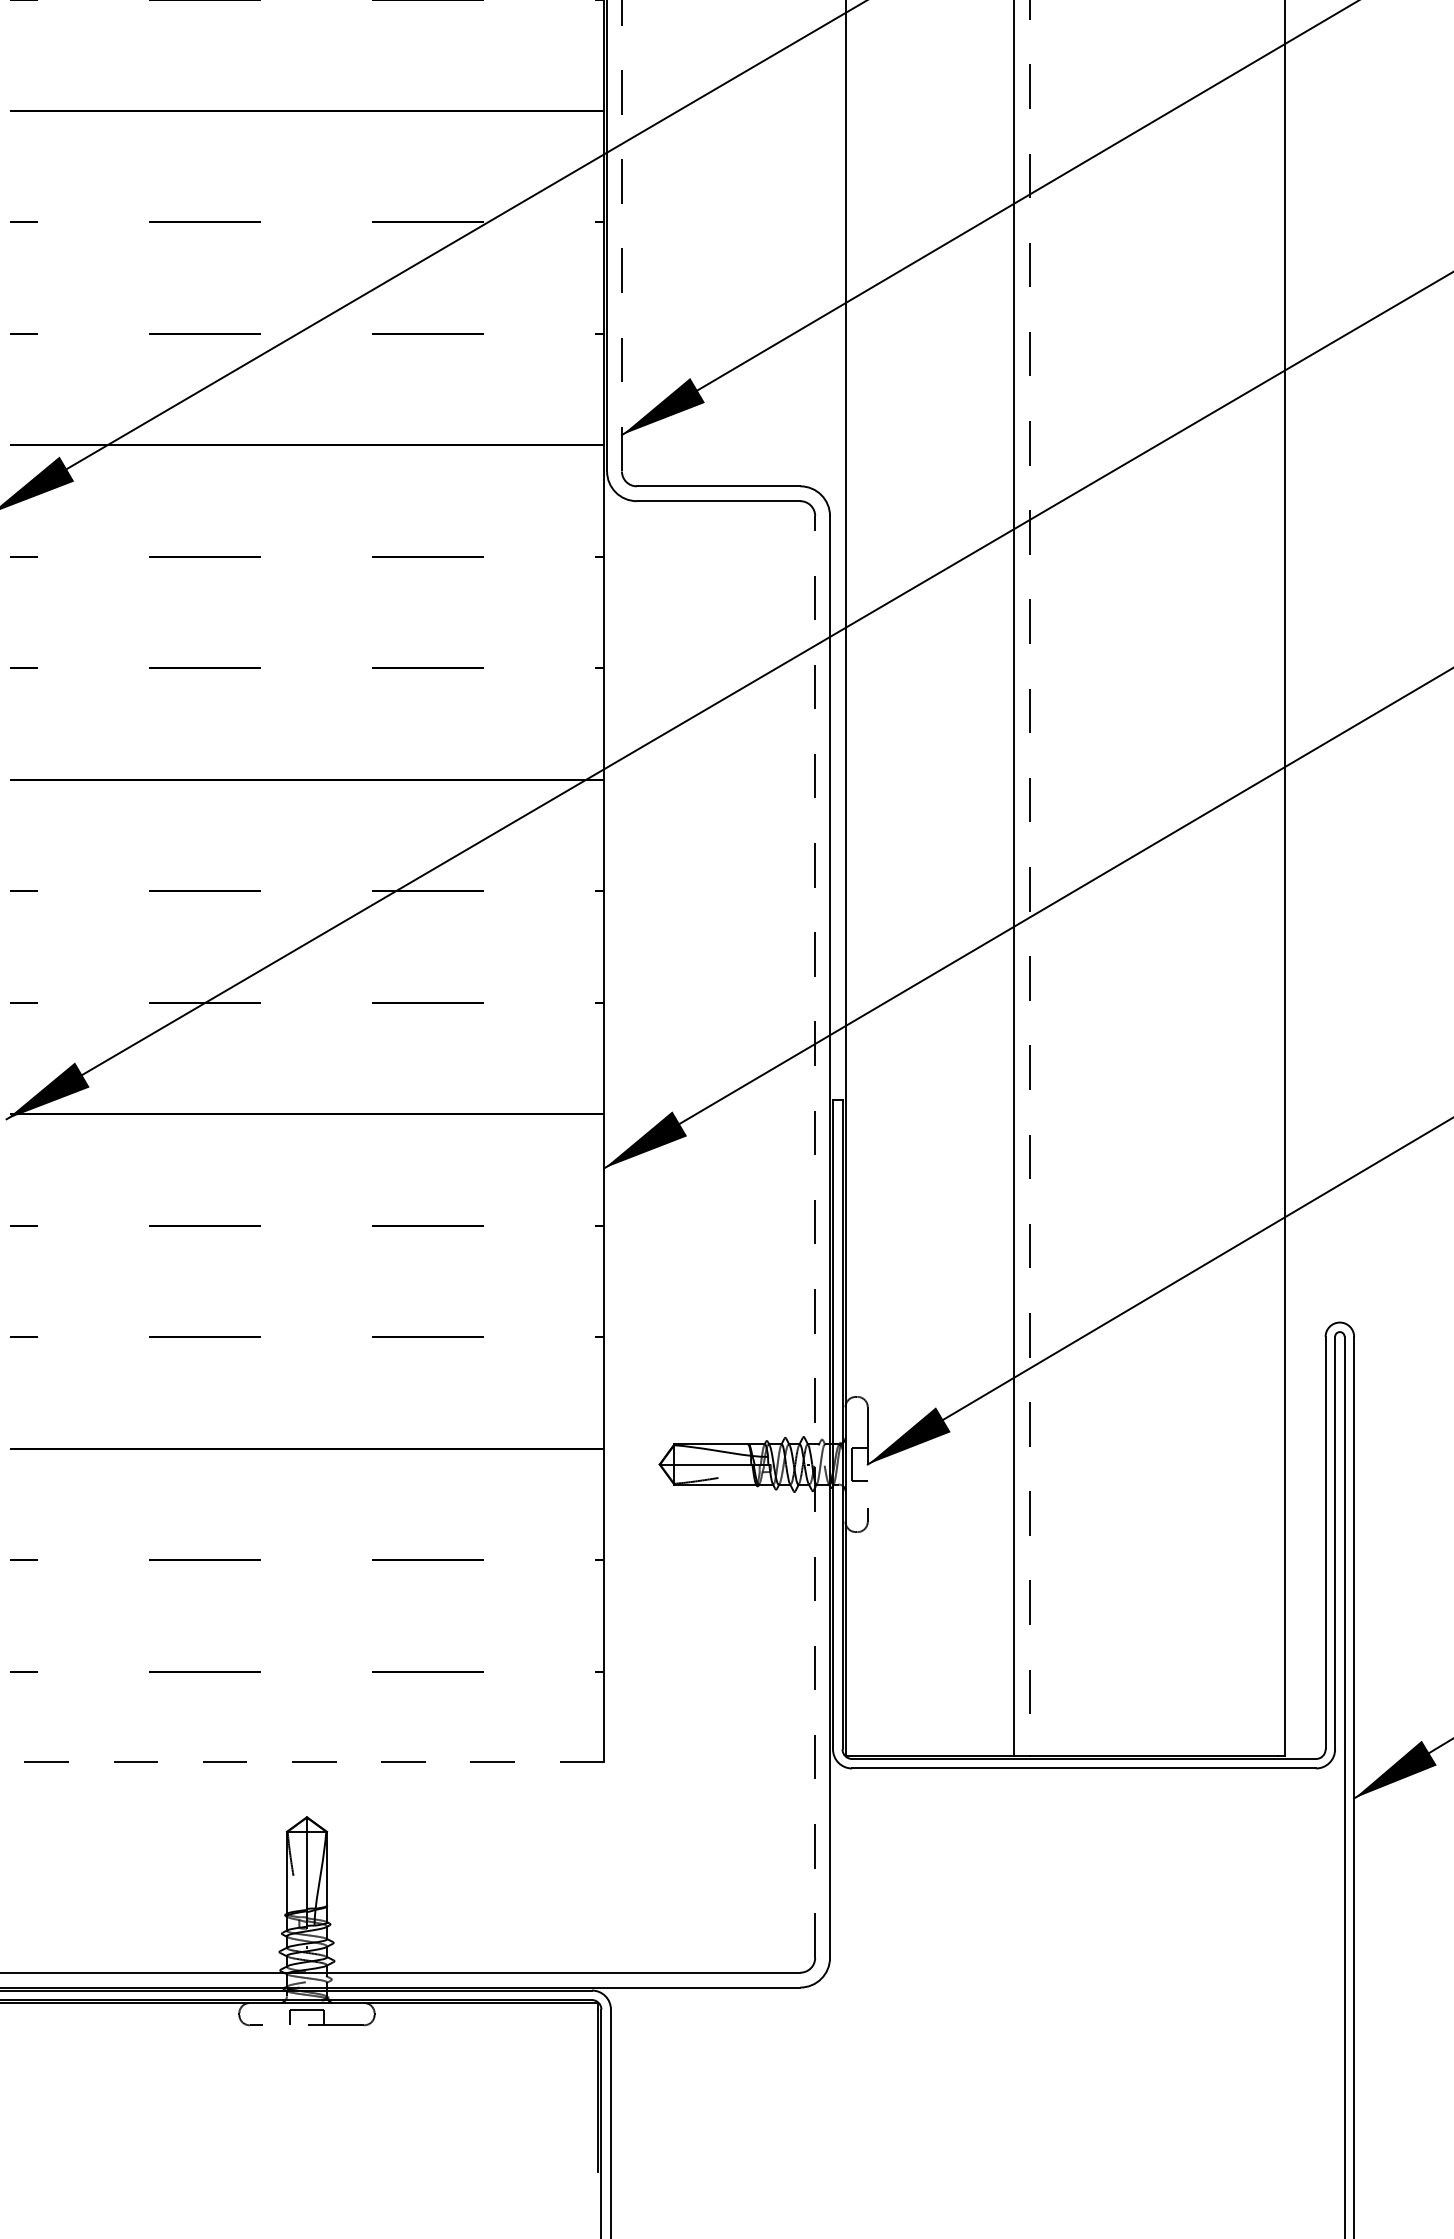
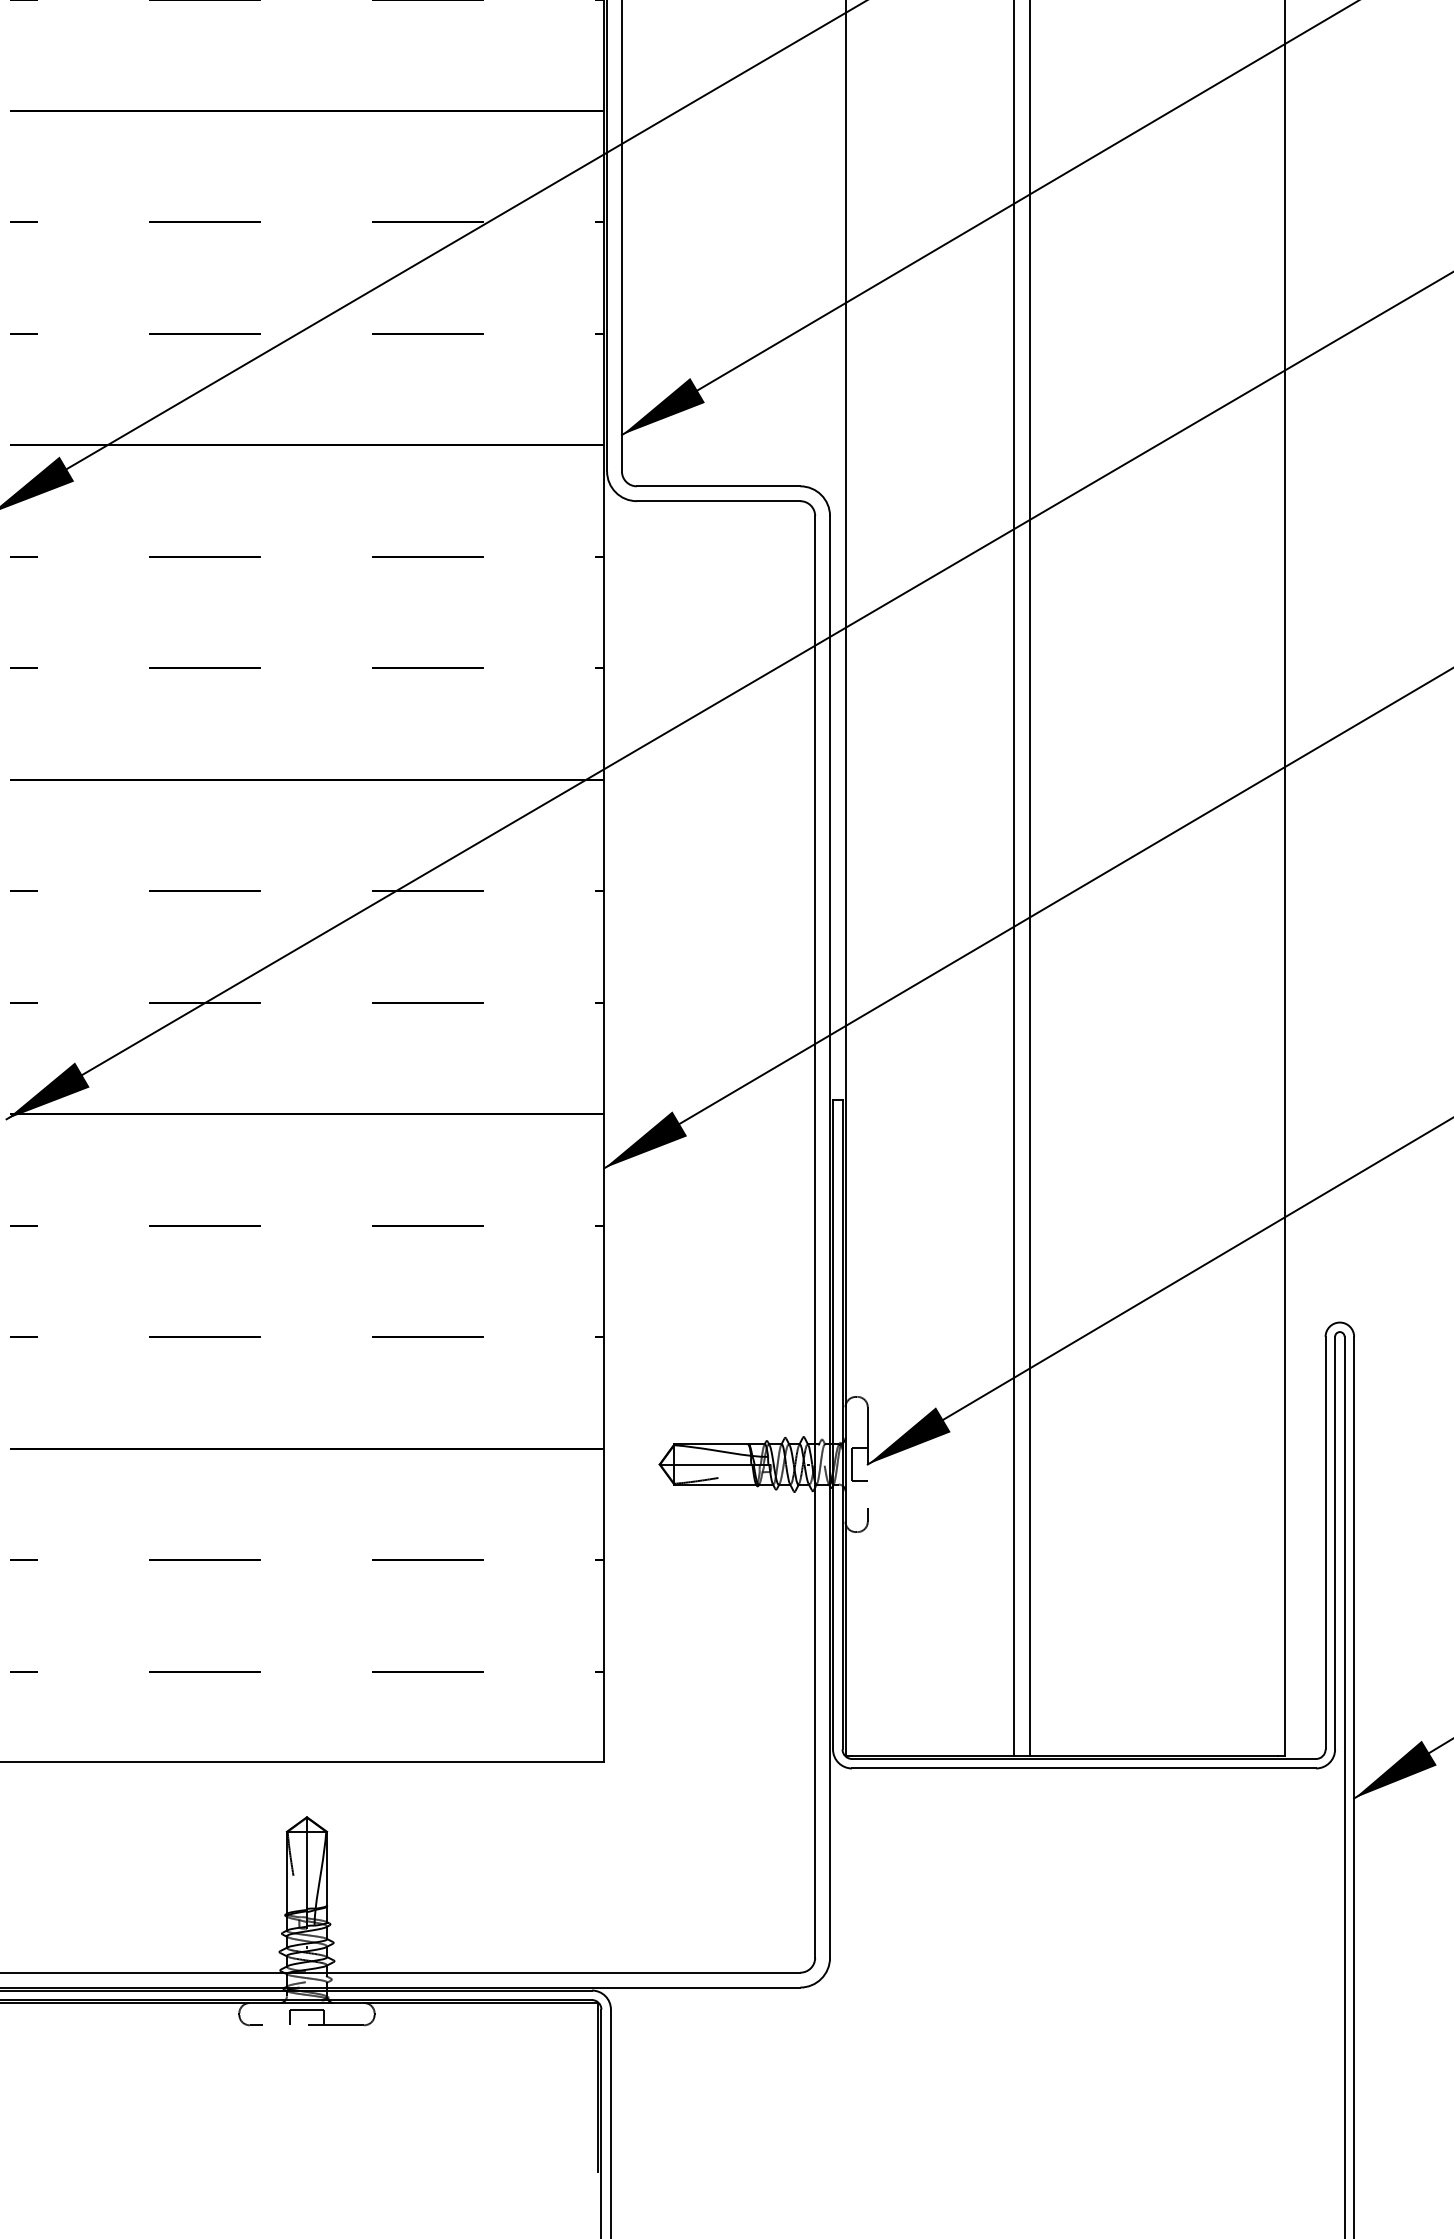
line: dashed -> solid (621, 235)
line: dashed -> solid (1030, 878)
line: dashed -> solid (815, 1236)
line: dashed -> solid (302, 1761)
